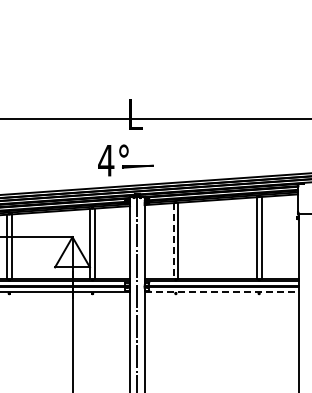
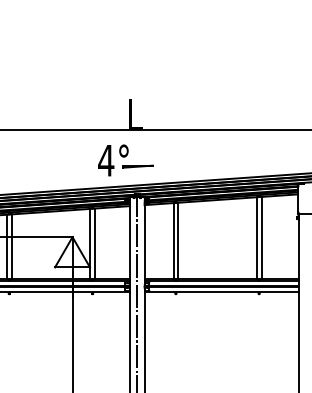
line position: (155, 119) -> (155, 130) (155, 130)
line: dashed -> solid (173, 241)
line: dashed -> solid (222, 292)
